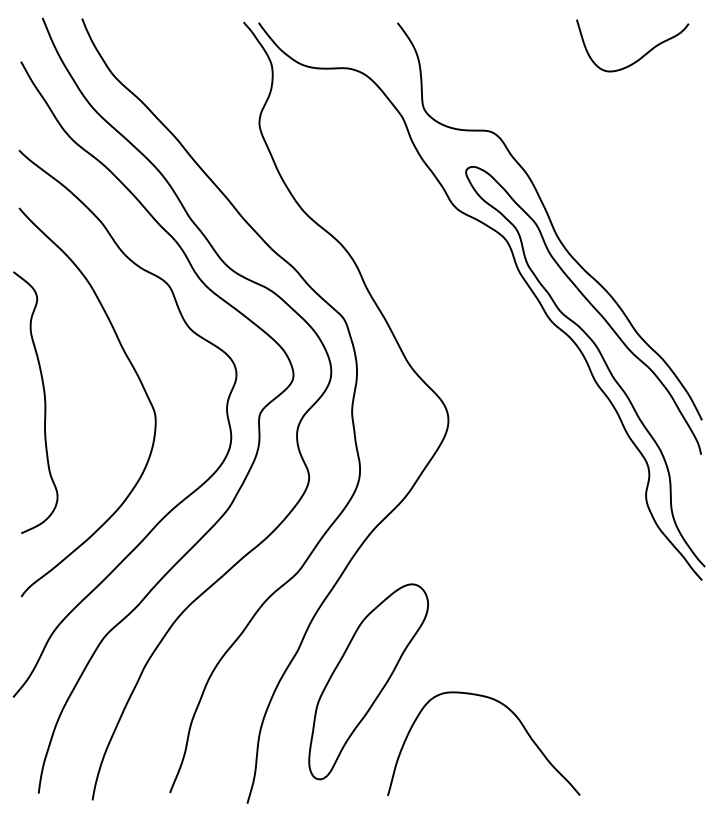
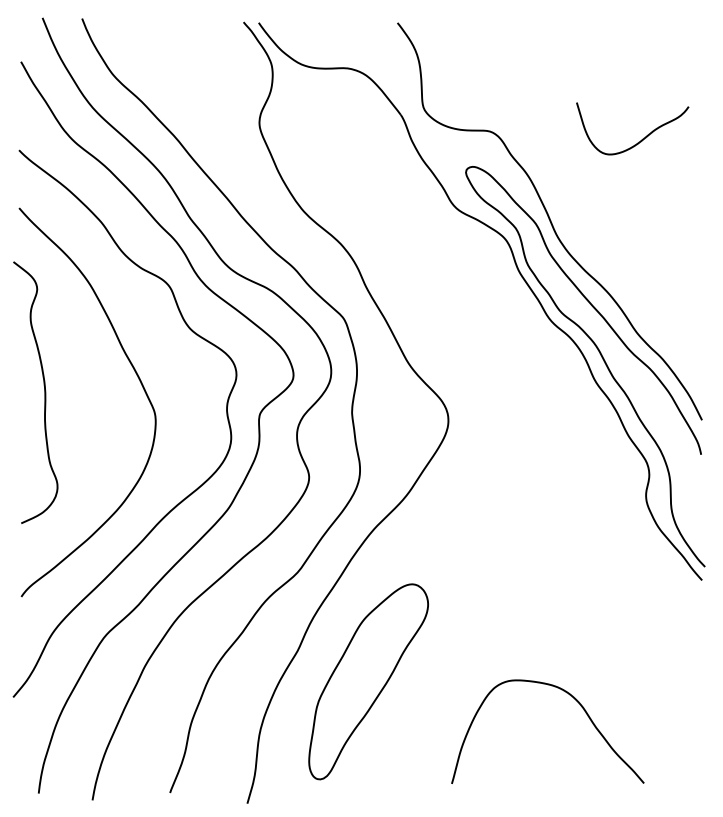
curve position: (642, 55) -> (642, 138) (642, 138)
curve position: (44, 402) -> (44, 392) (44, 392)
curve position: (516, 718) -> (580, 706) (580, 706)
